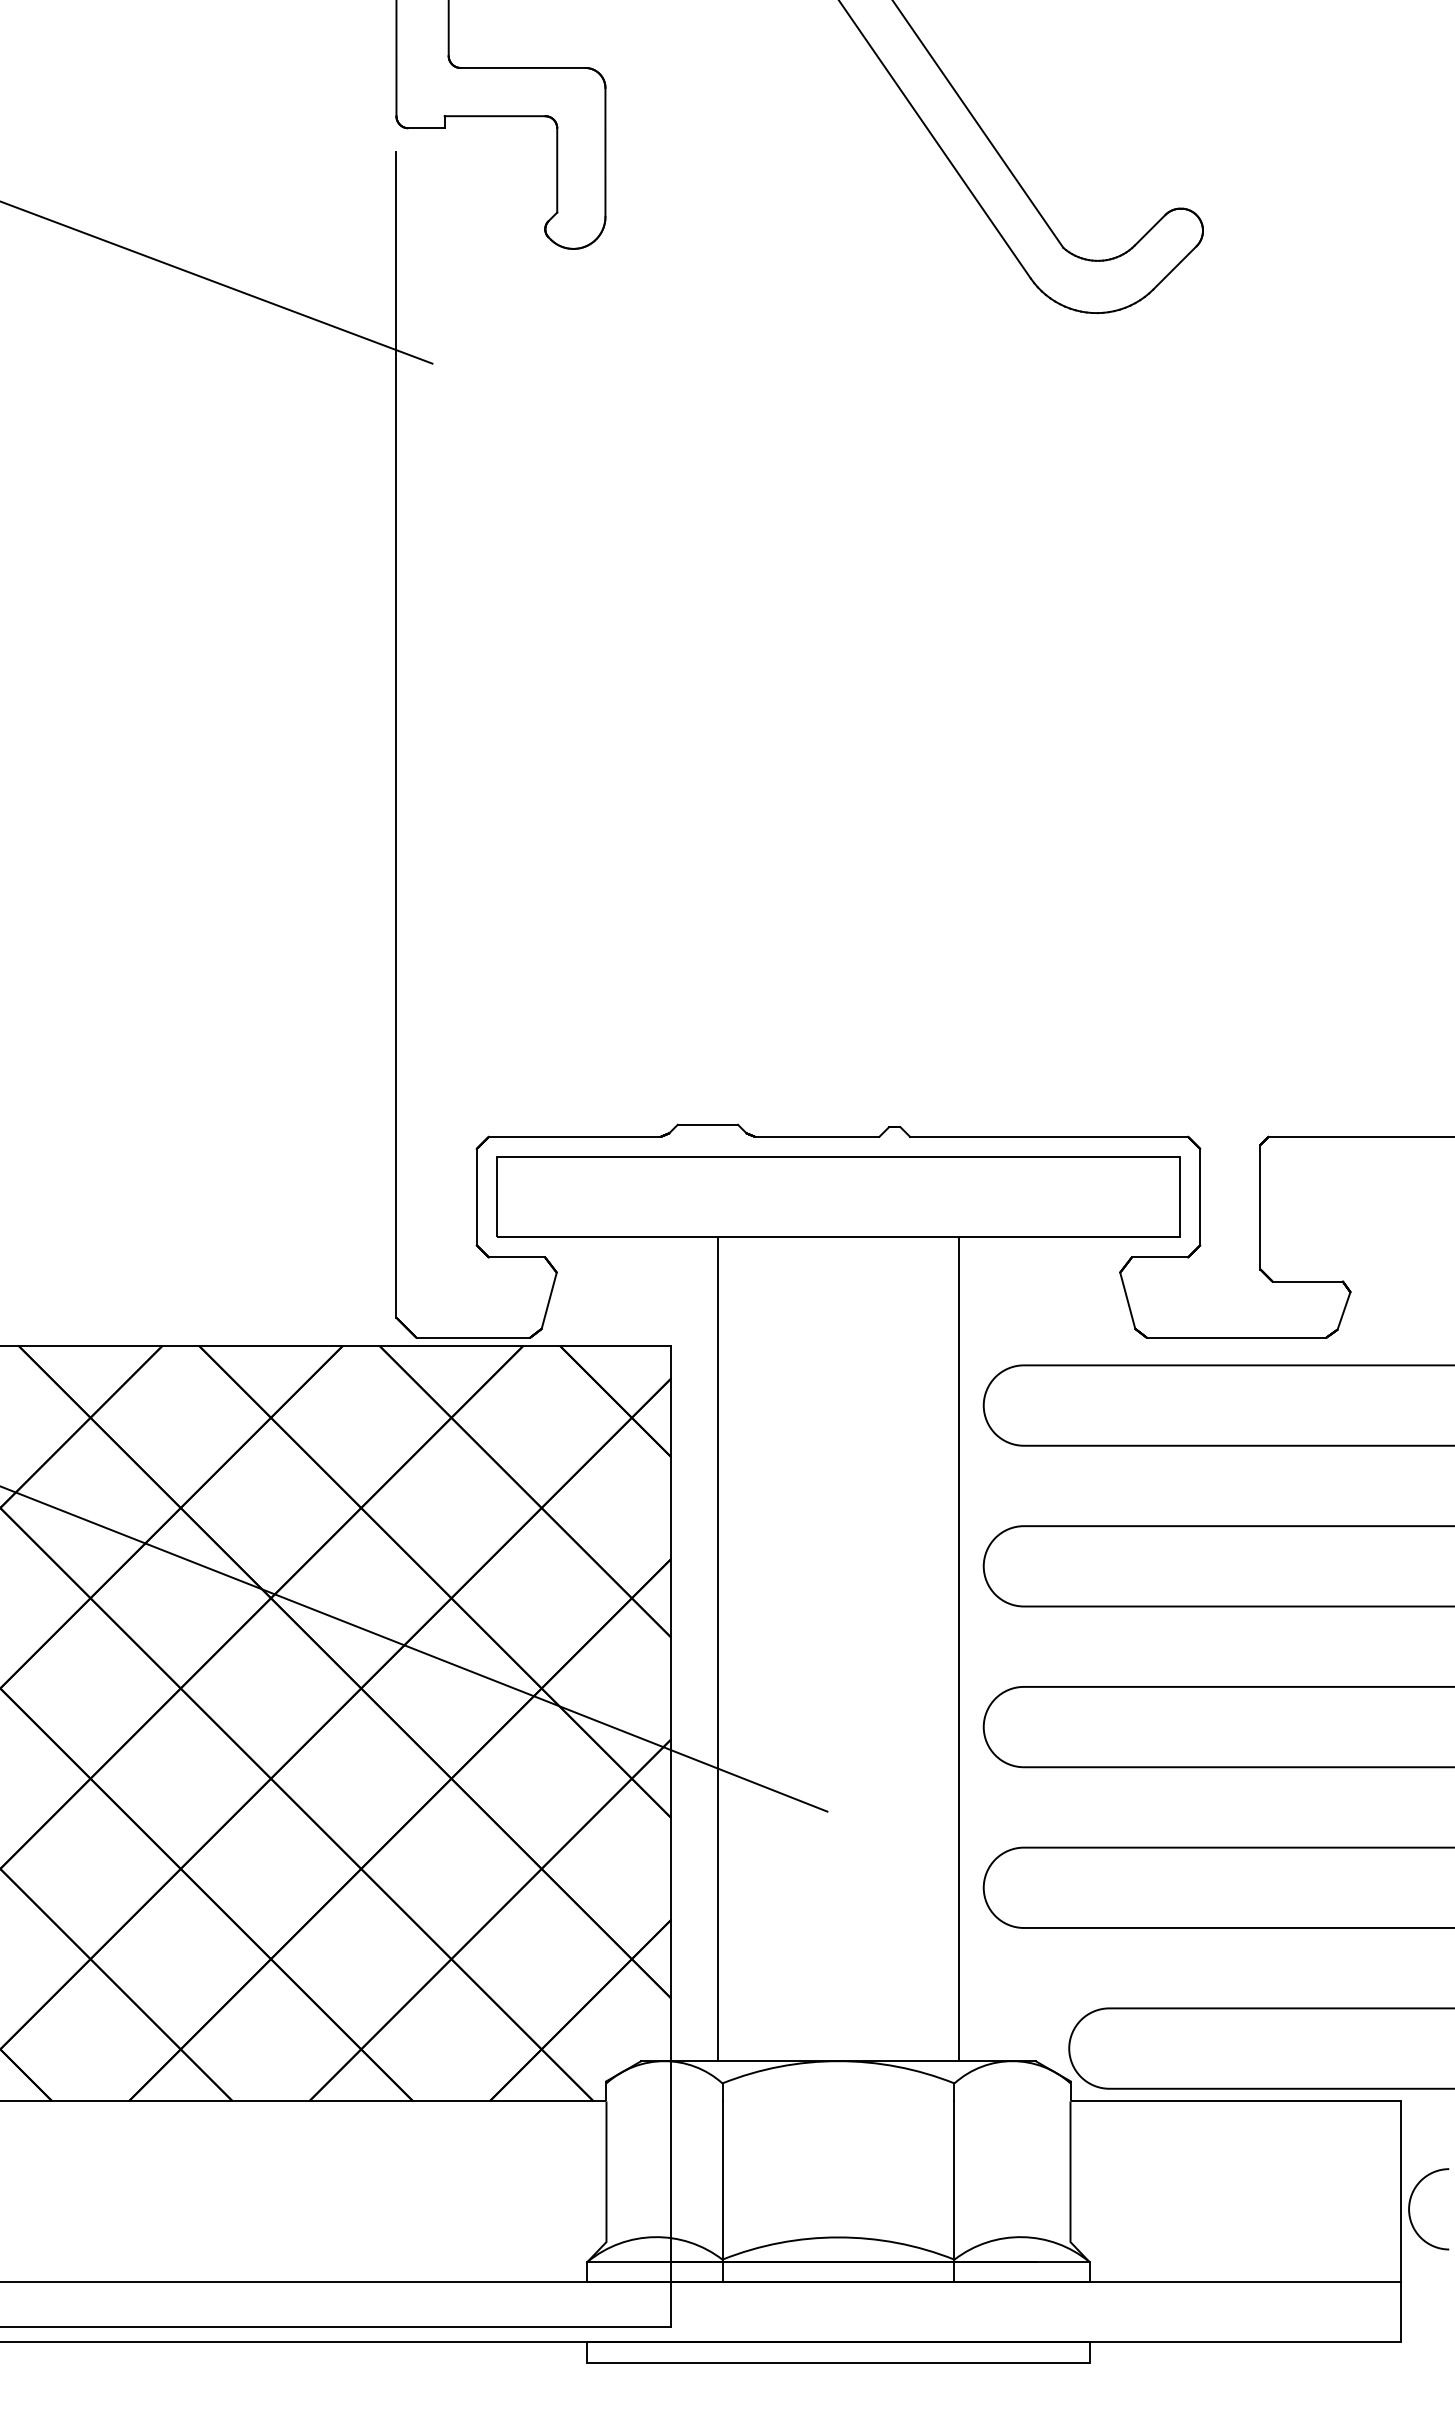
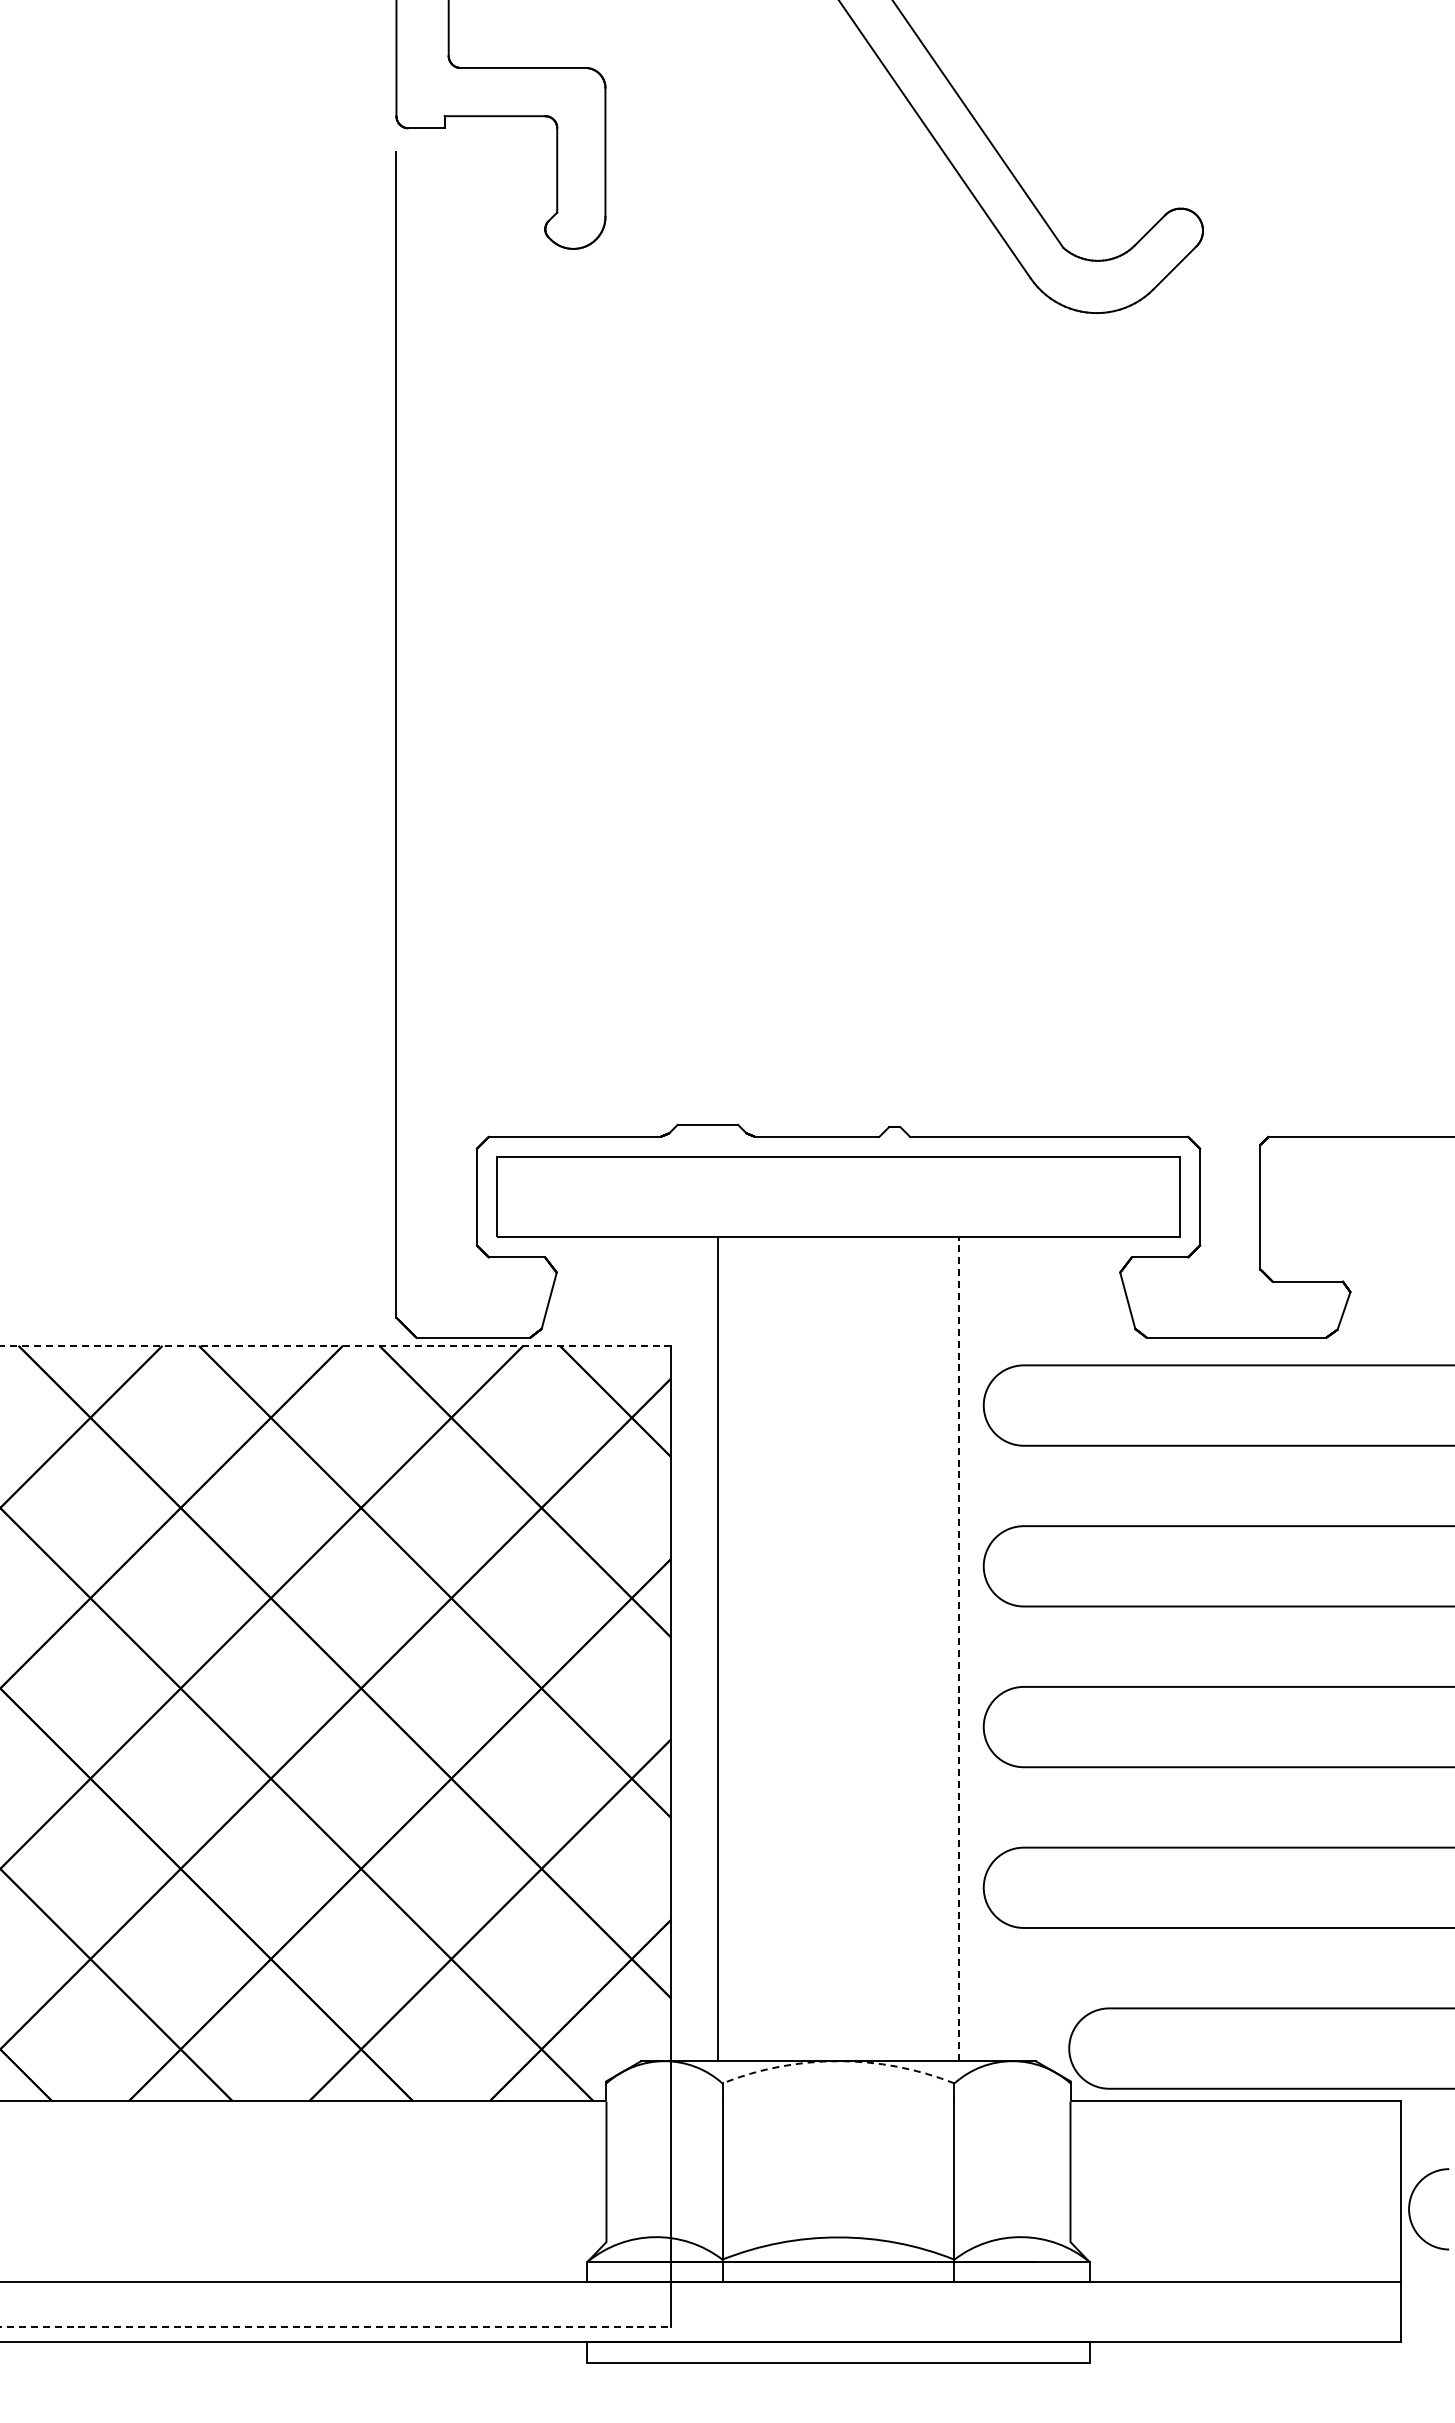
line: present -> none (217, 282)
line: solid -> dashed (335, 1345)
line: present -> none (414, 1649)
line: solid -> dashed (959, 1649)
arc: solid -> dashed (838, 2061)
line: solid -> dashed (336, 2327)
